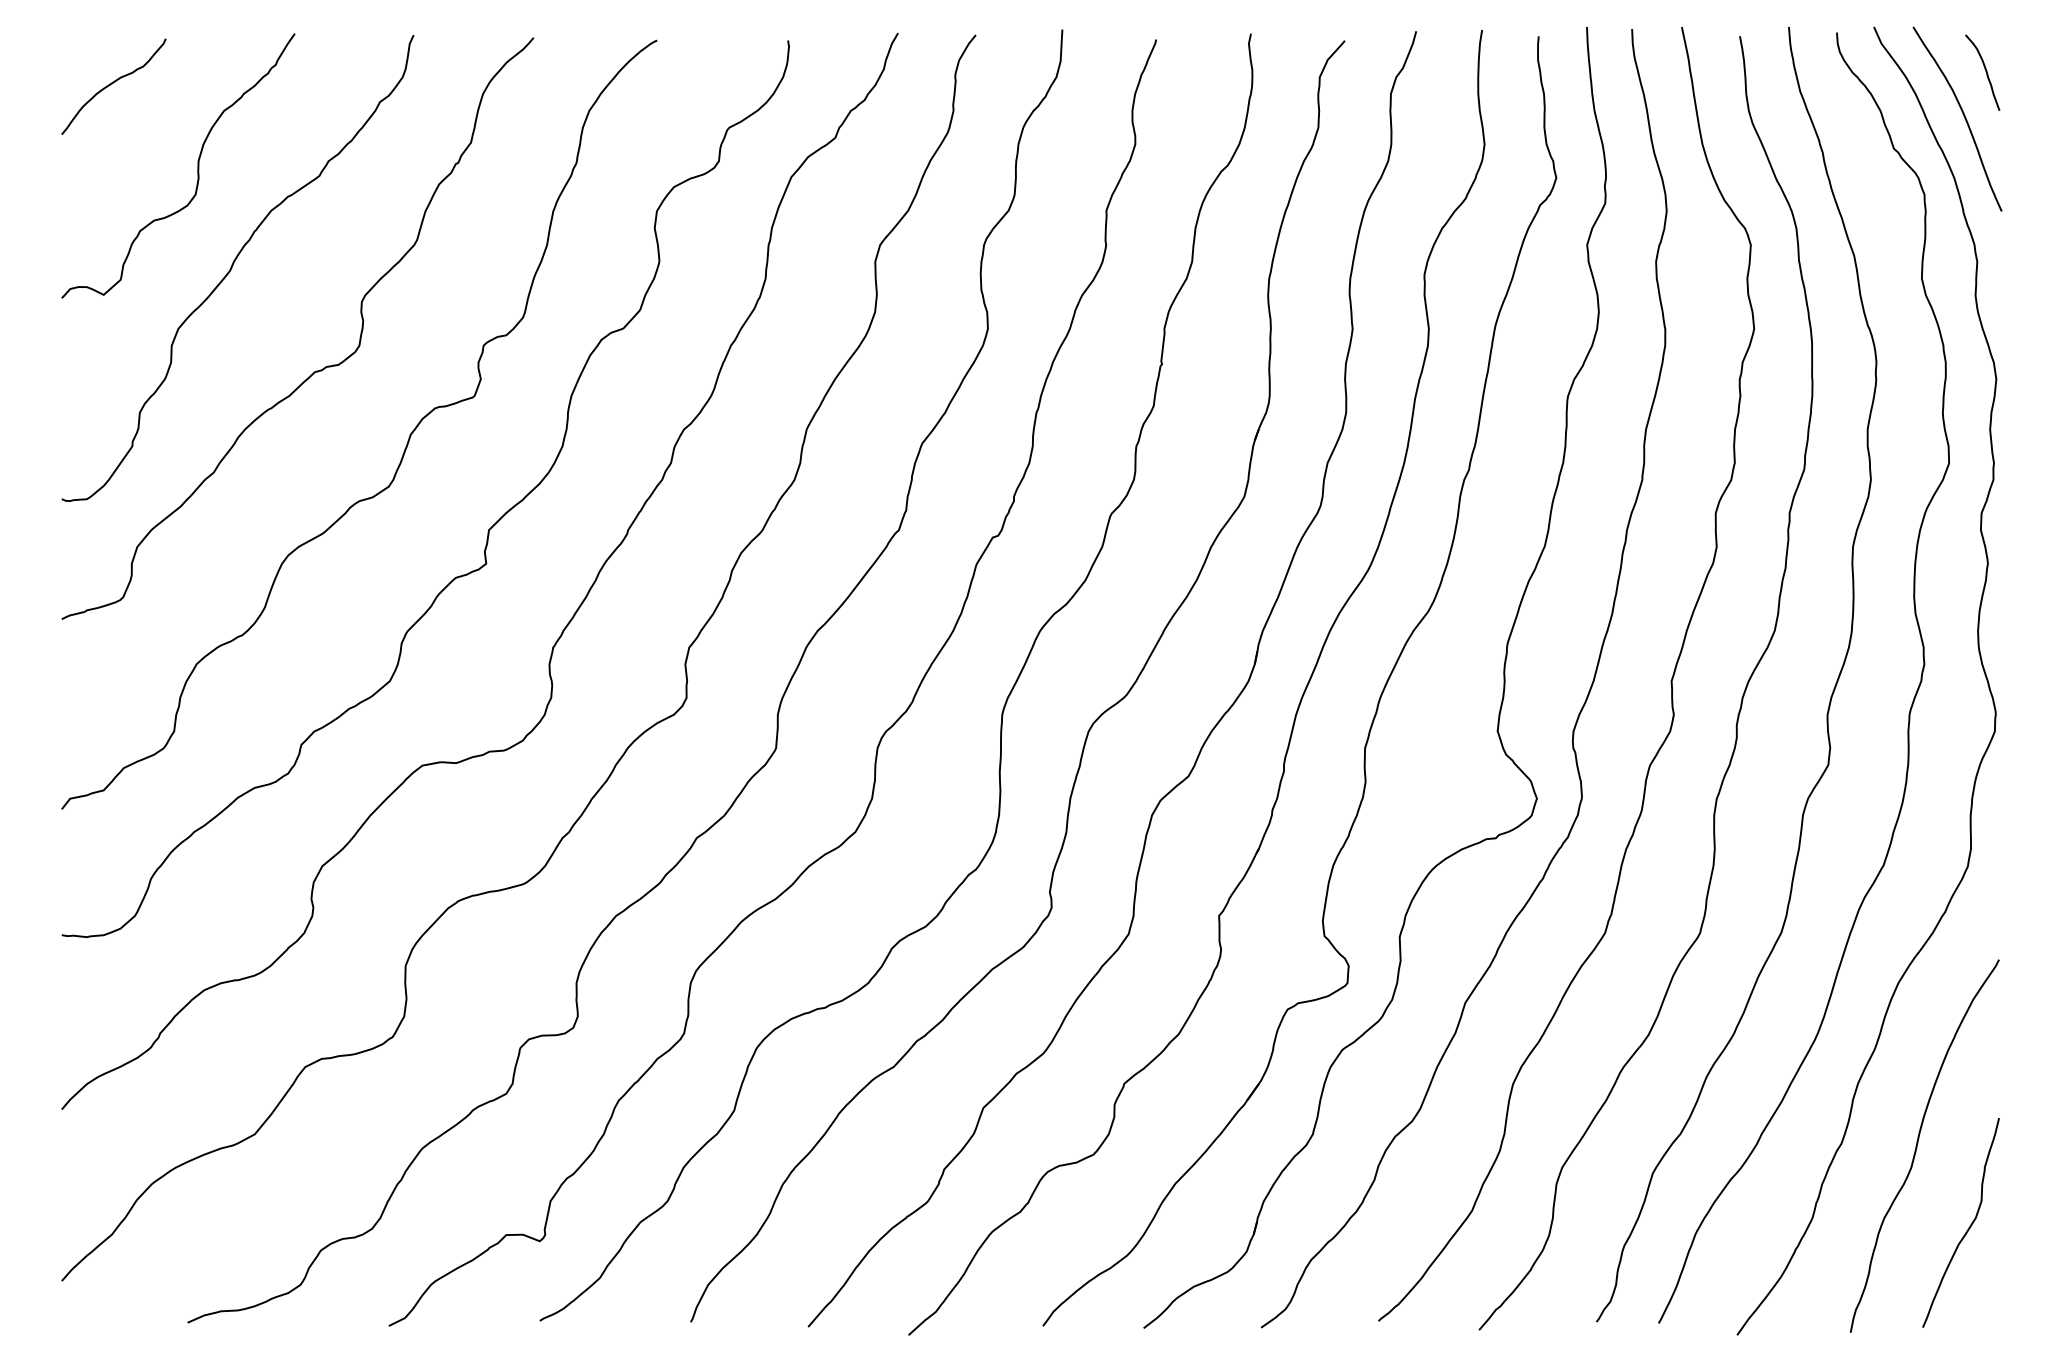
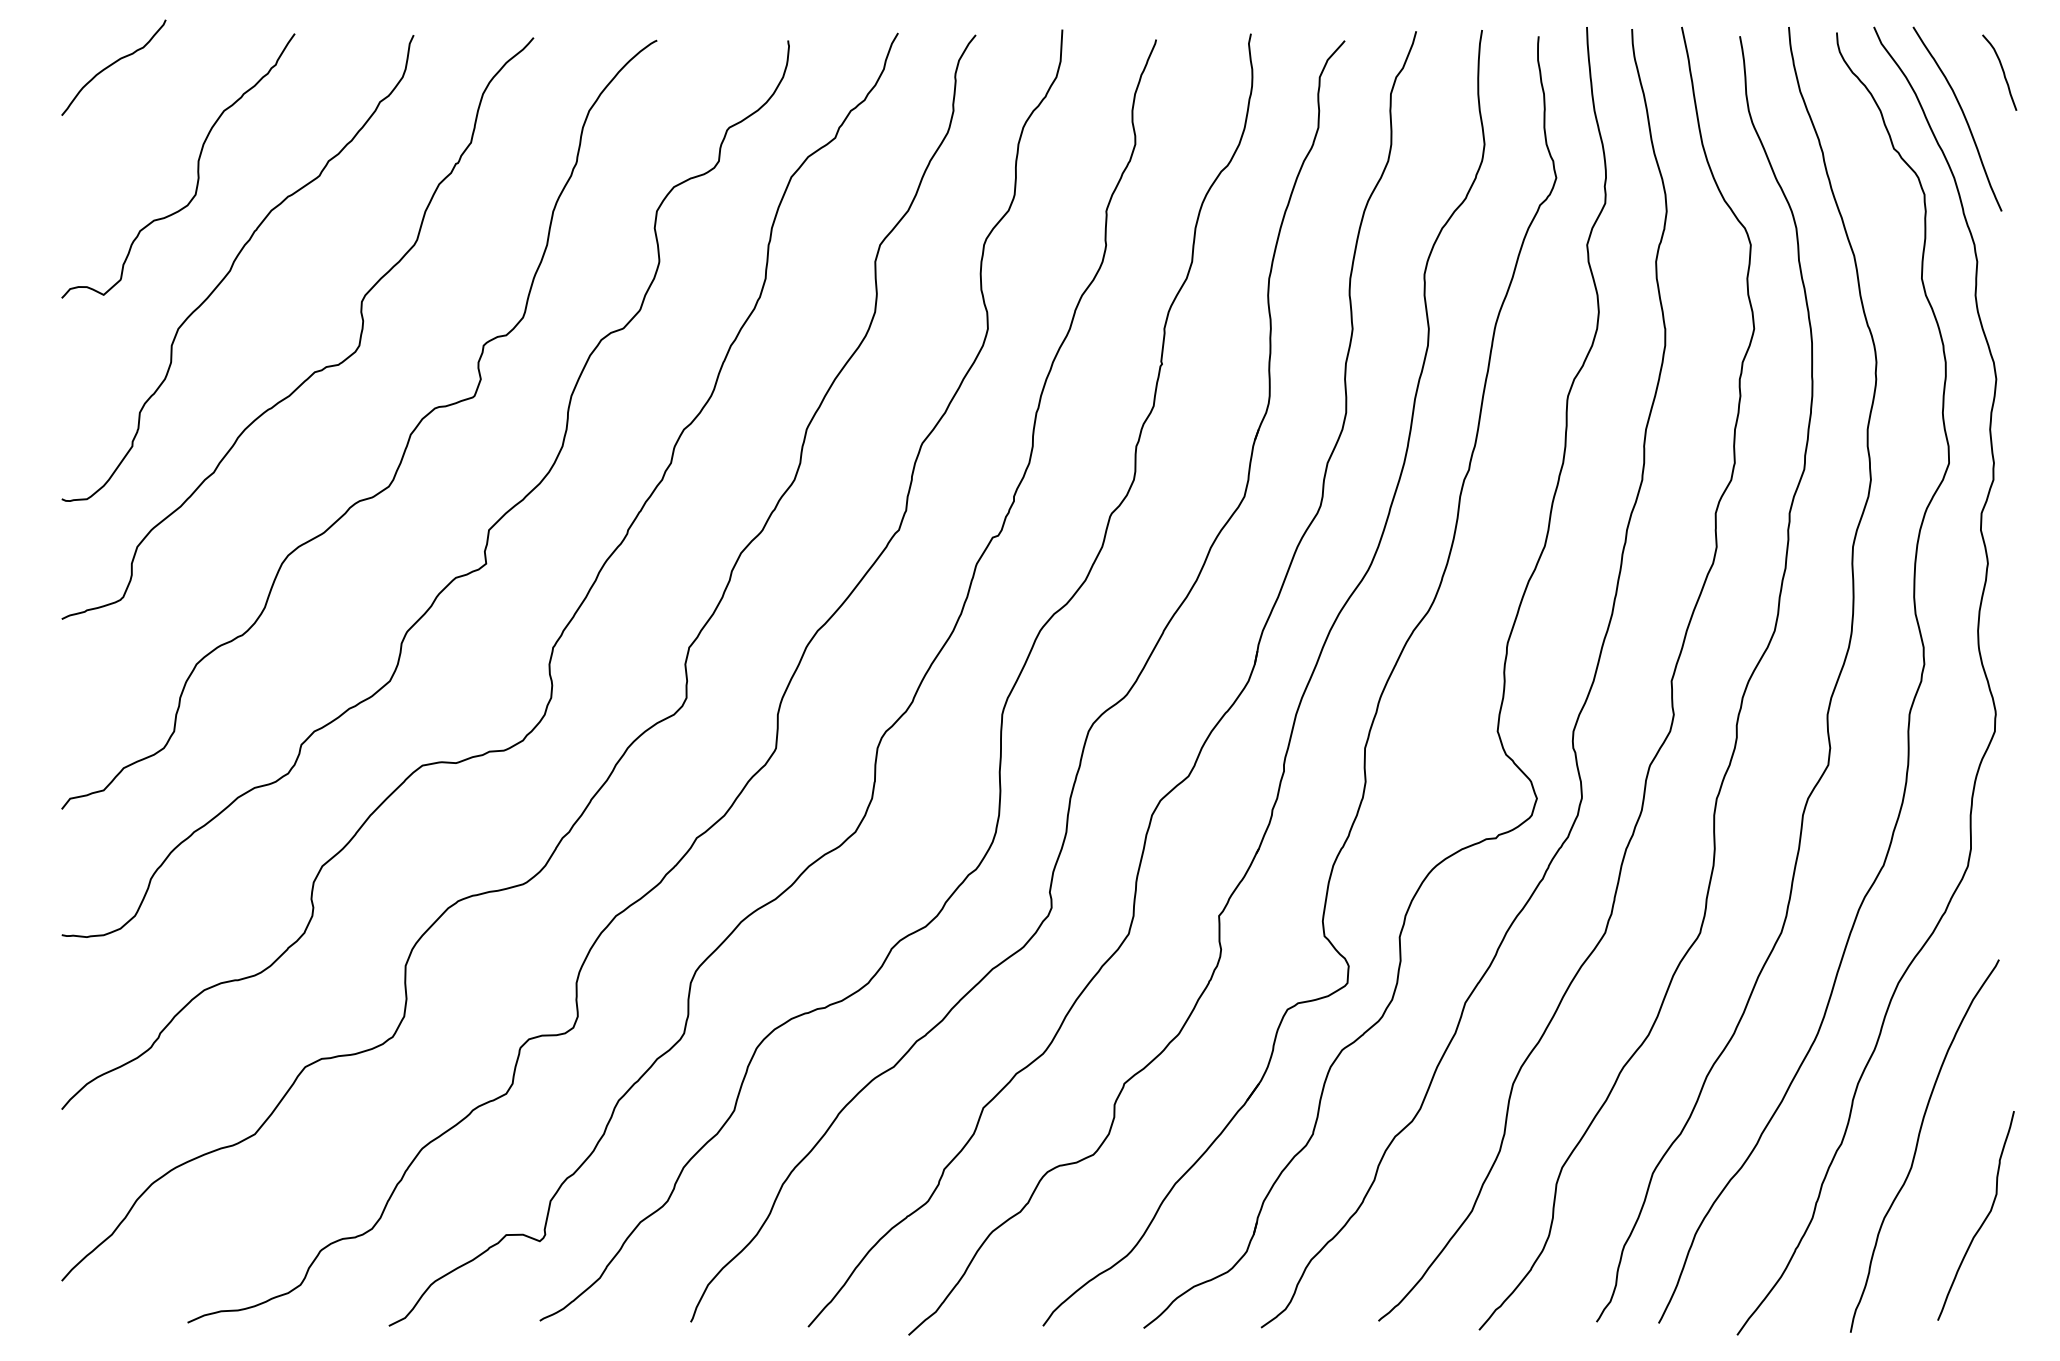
curve position: (1985, 72) -> (2002, 72) (2002, 72)
curve position: (112, 84) -> (112, 65) (112, 65)
curve position: (1968, 1227) -> (1983, 1220) (1983, 1220)
